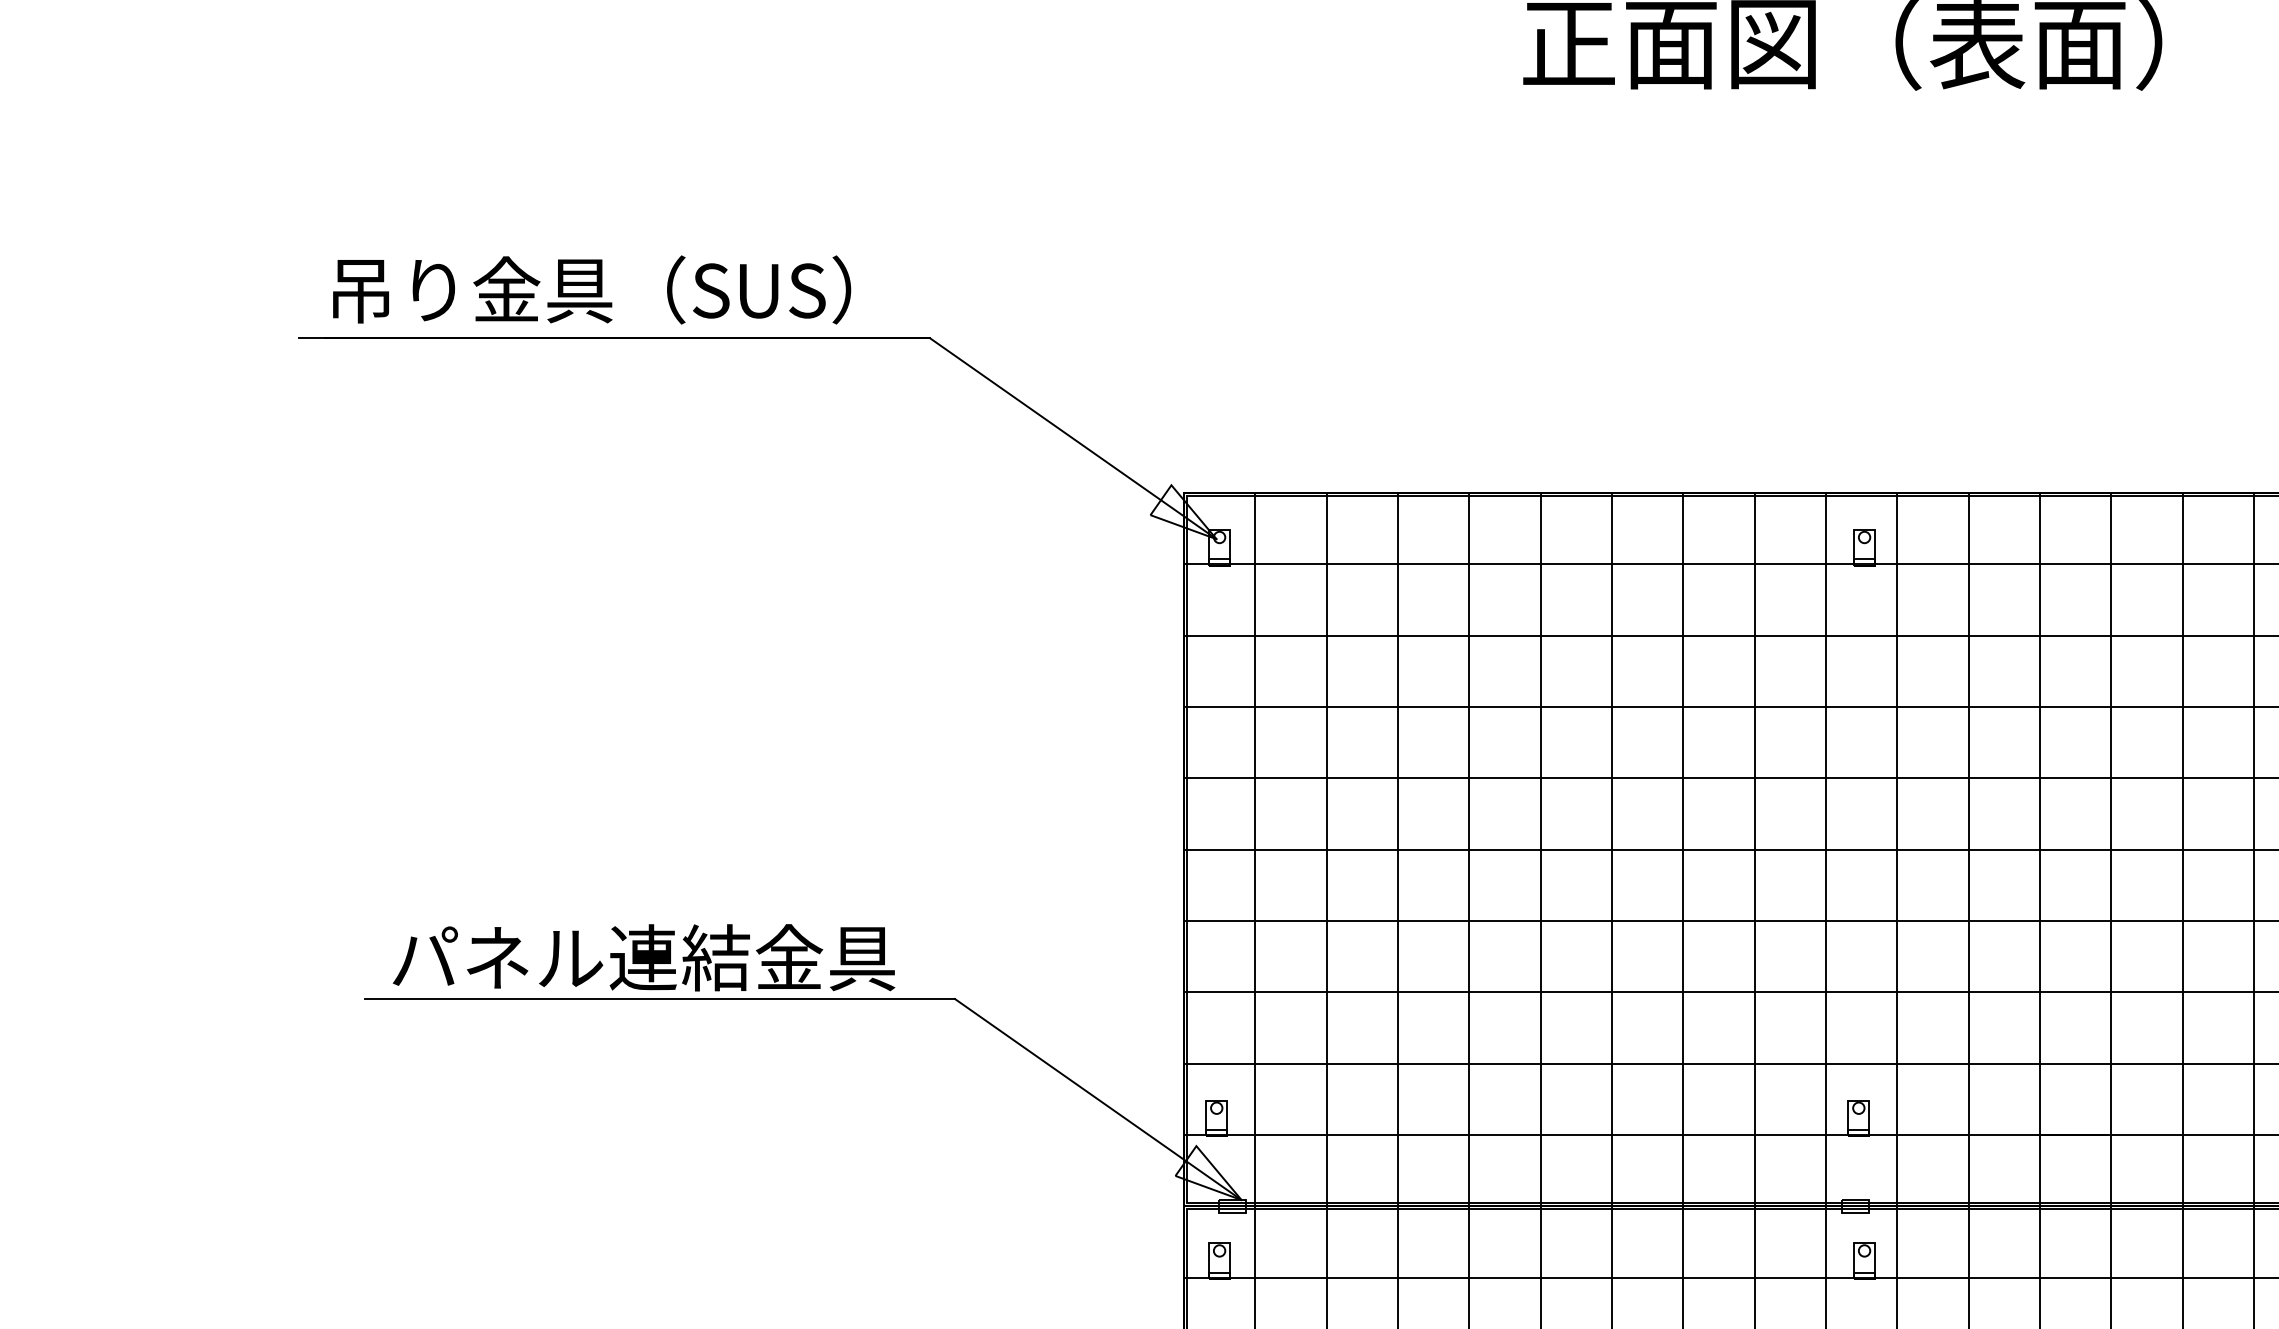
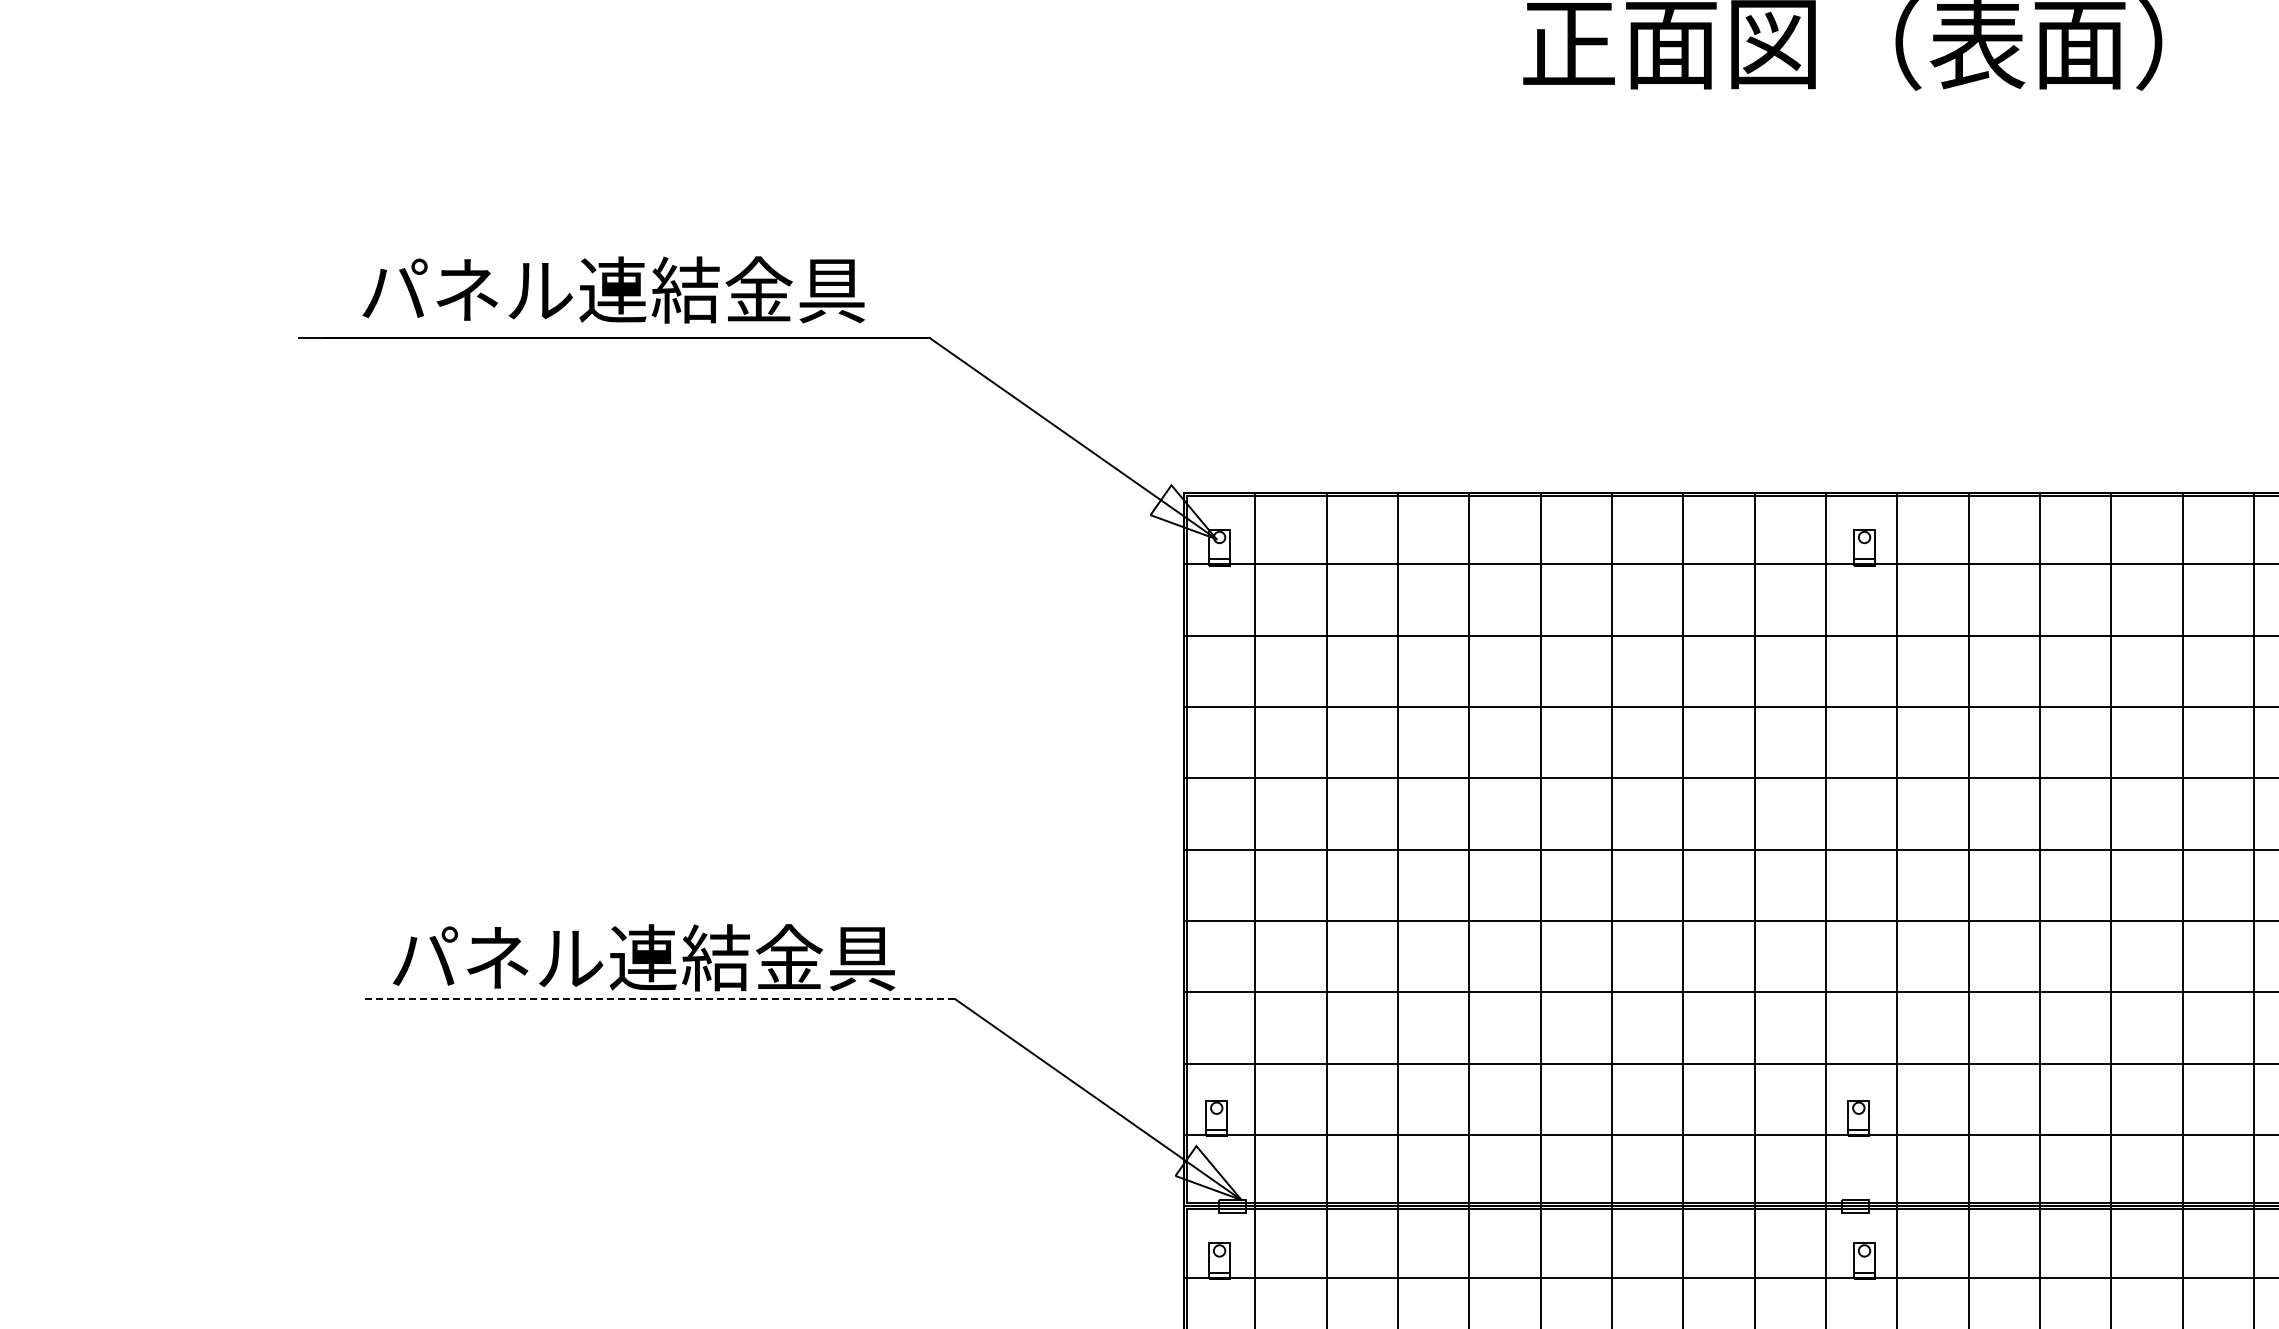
text: 吊り金具（SUS） -> パネル連結金具 (598, 289)
line: solid -> dashed (660, 999)
